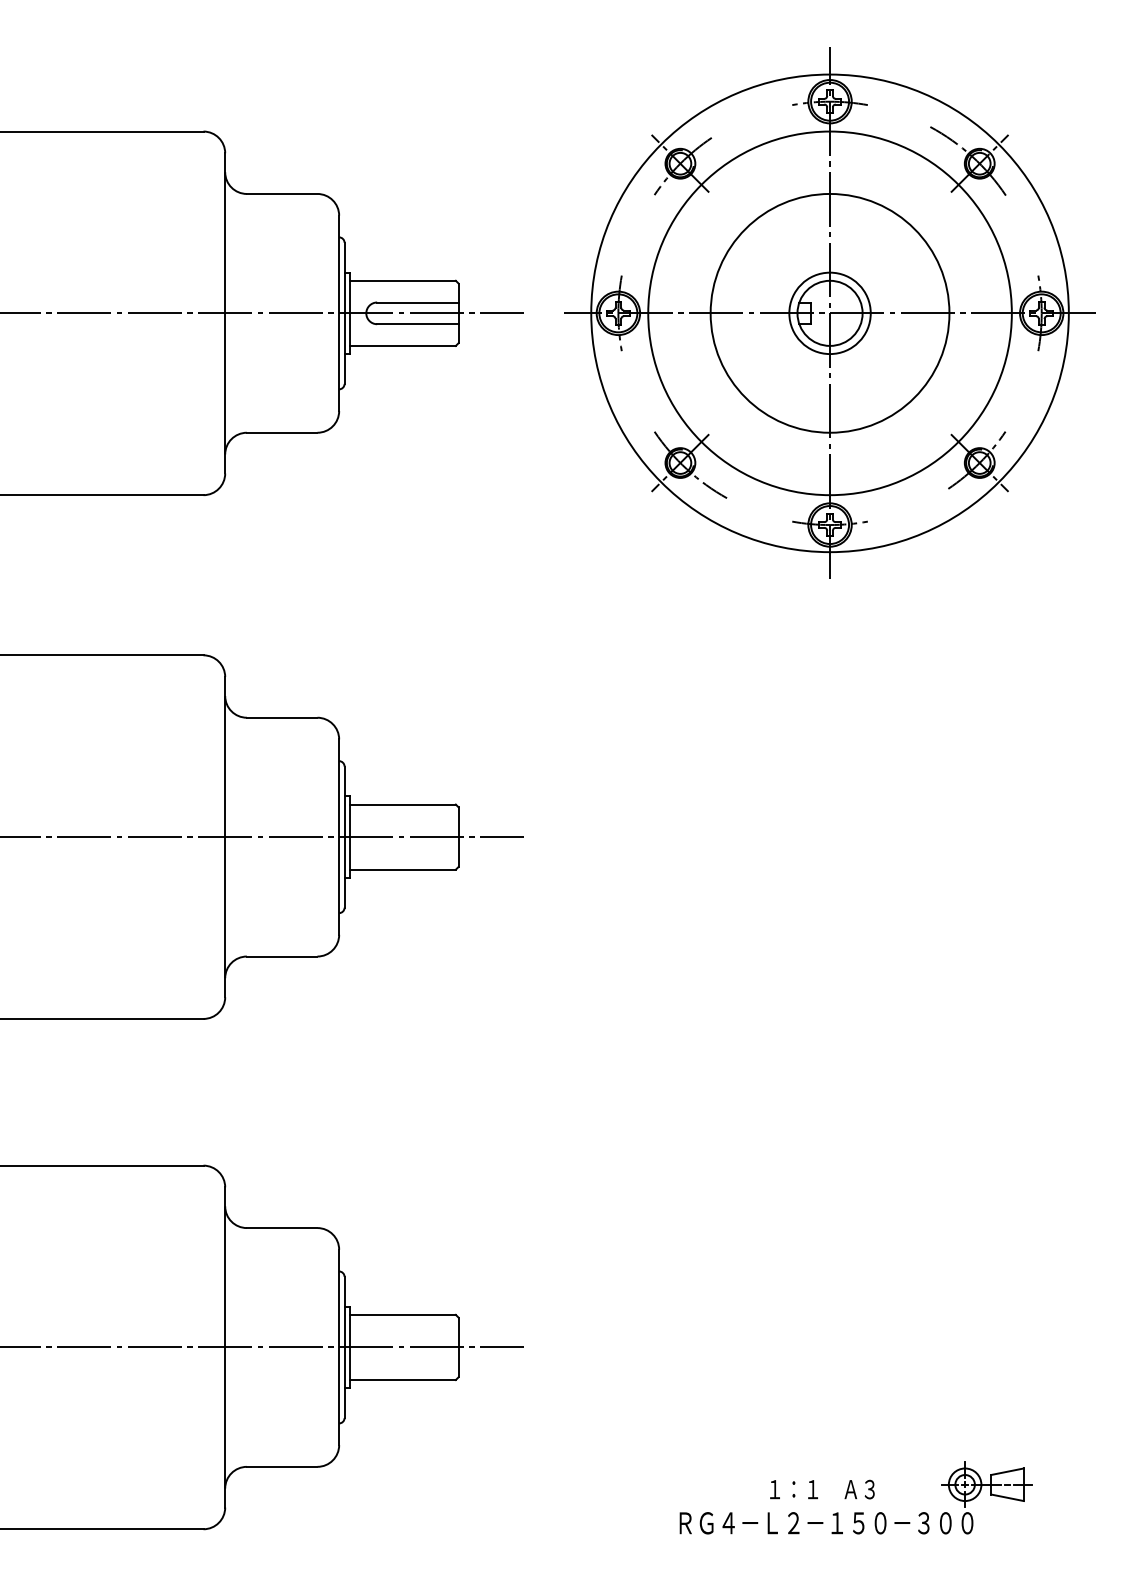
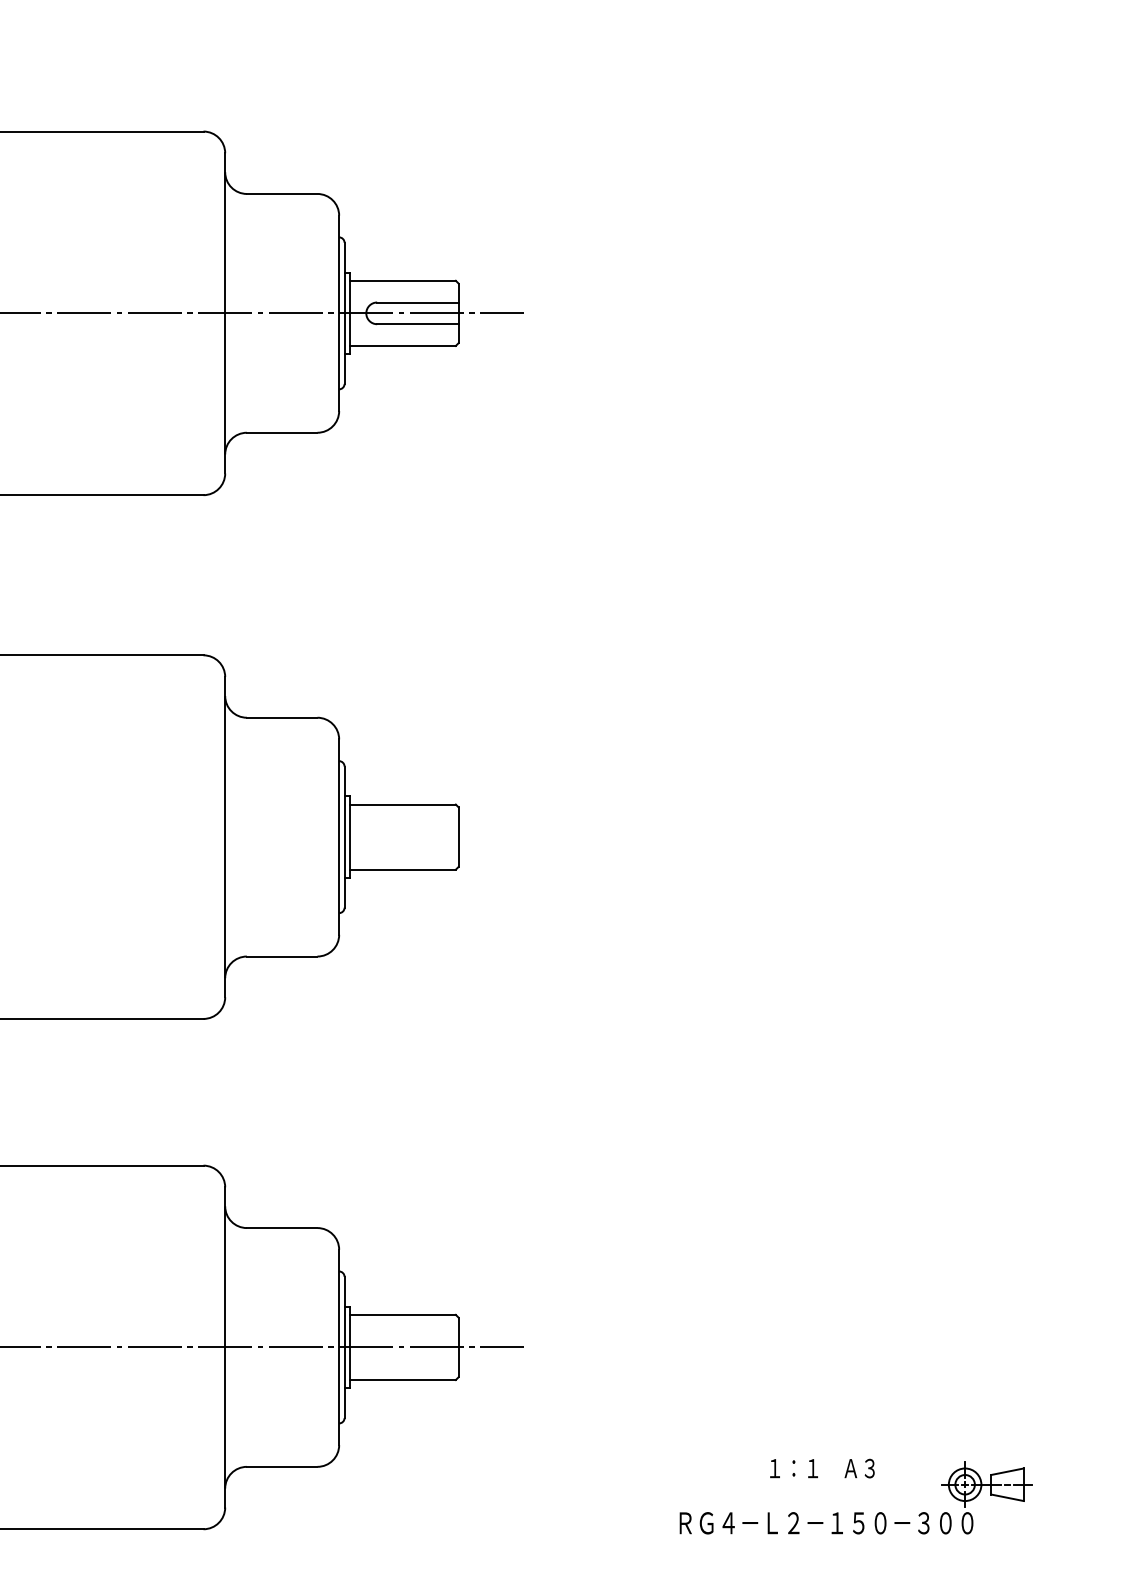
part: present -> none (829, 312)
line: present -> none (262, 837)
text position: (822, 1489) -> (822, 1468) (822, 1468)
